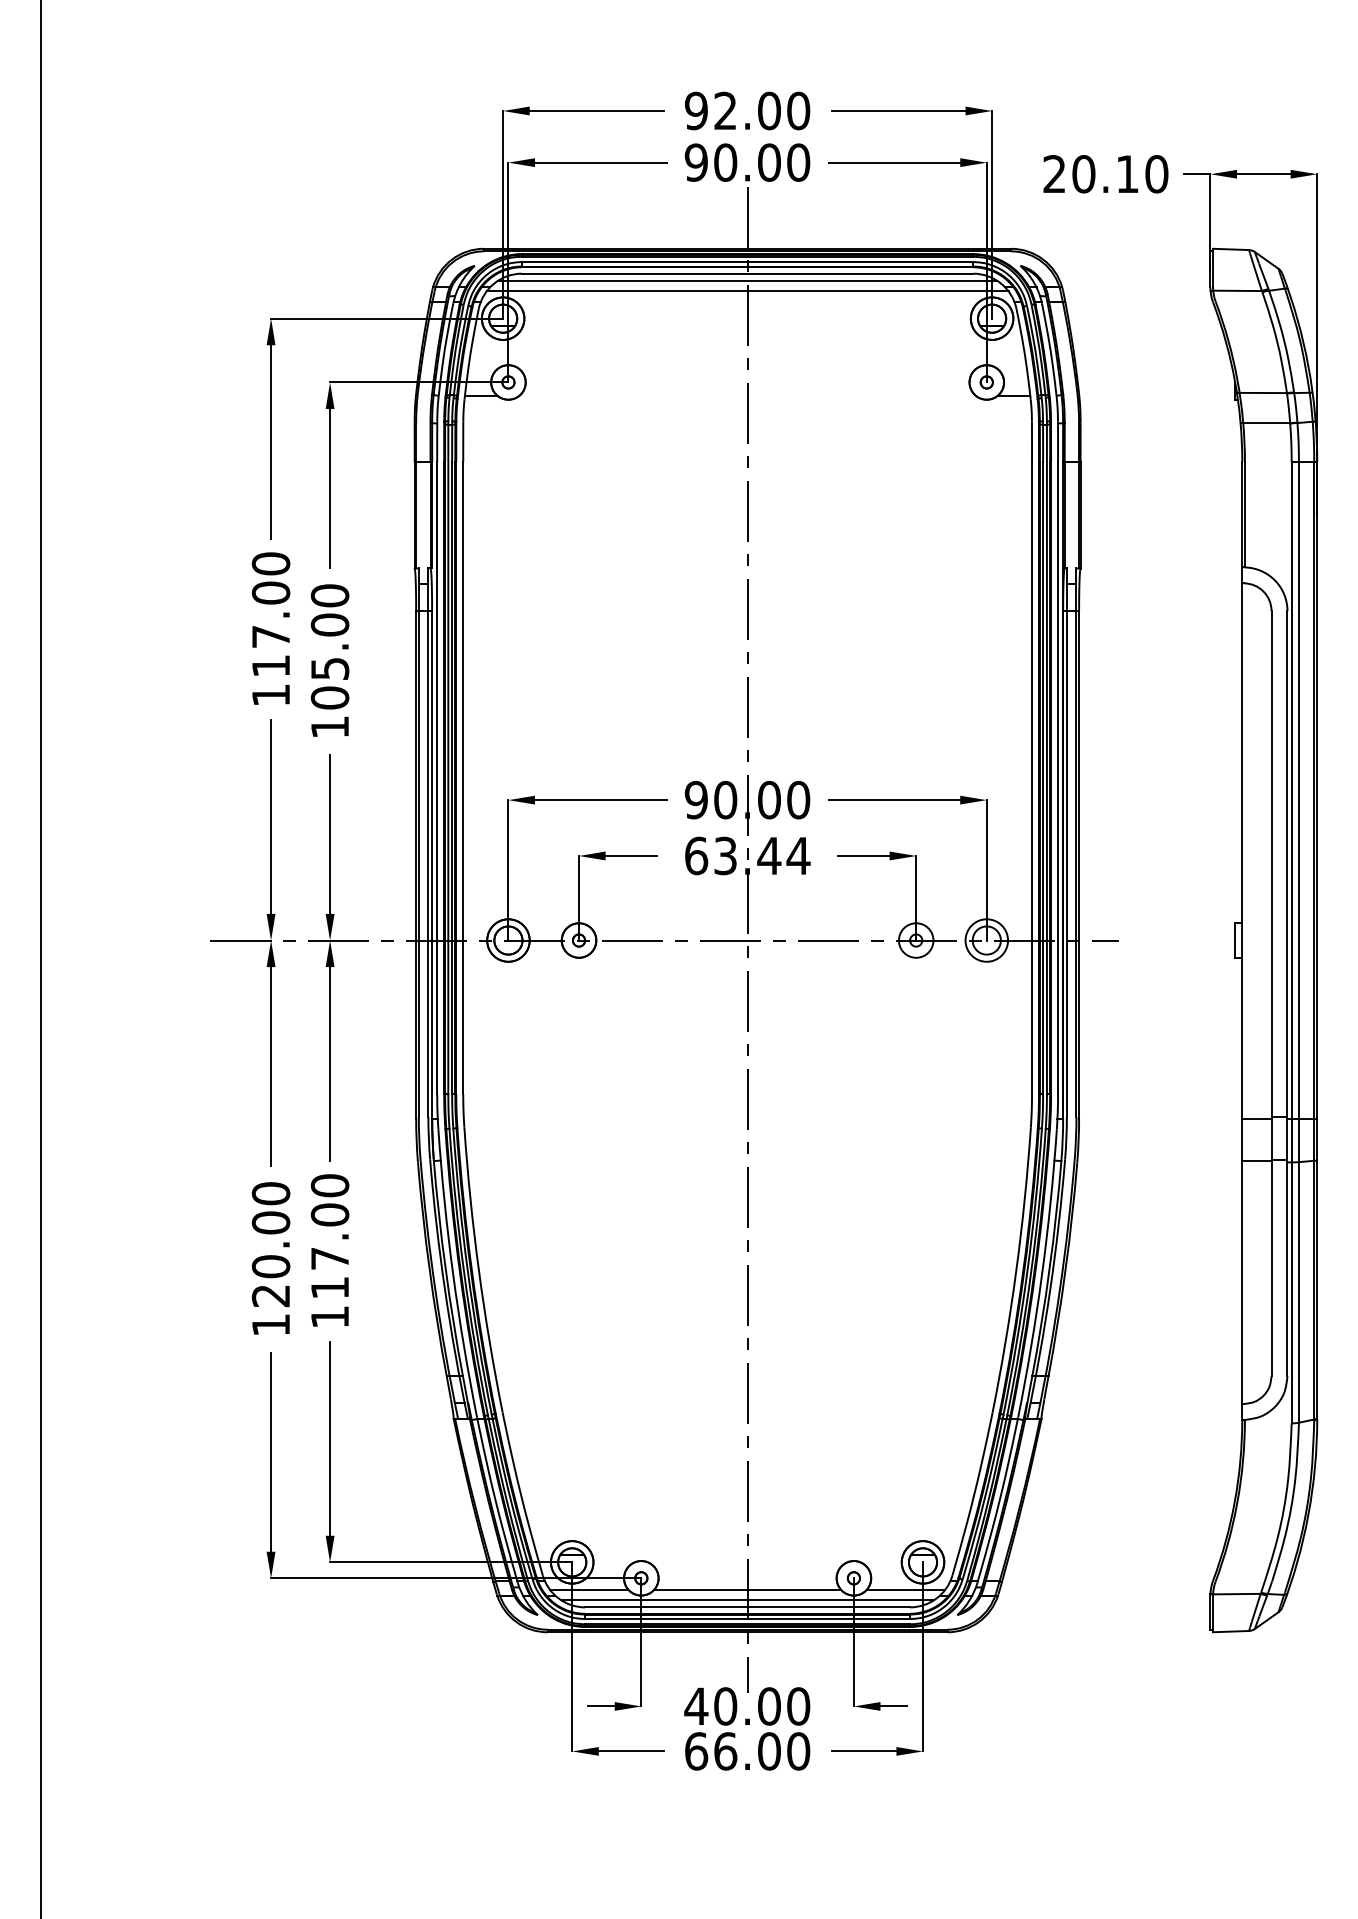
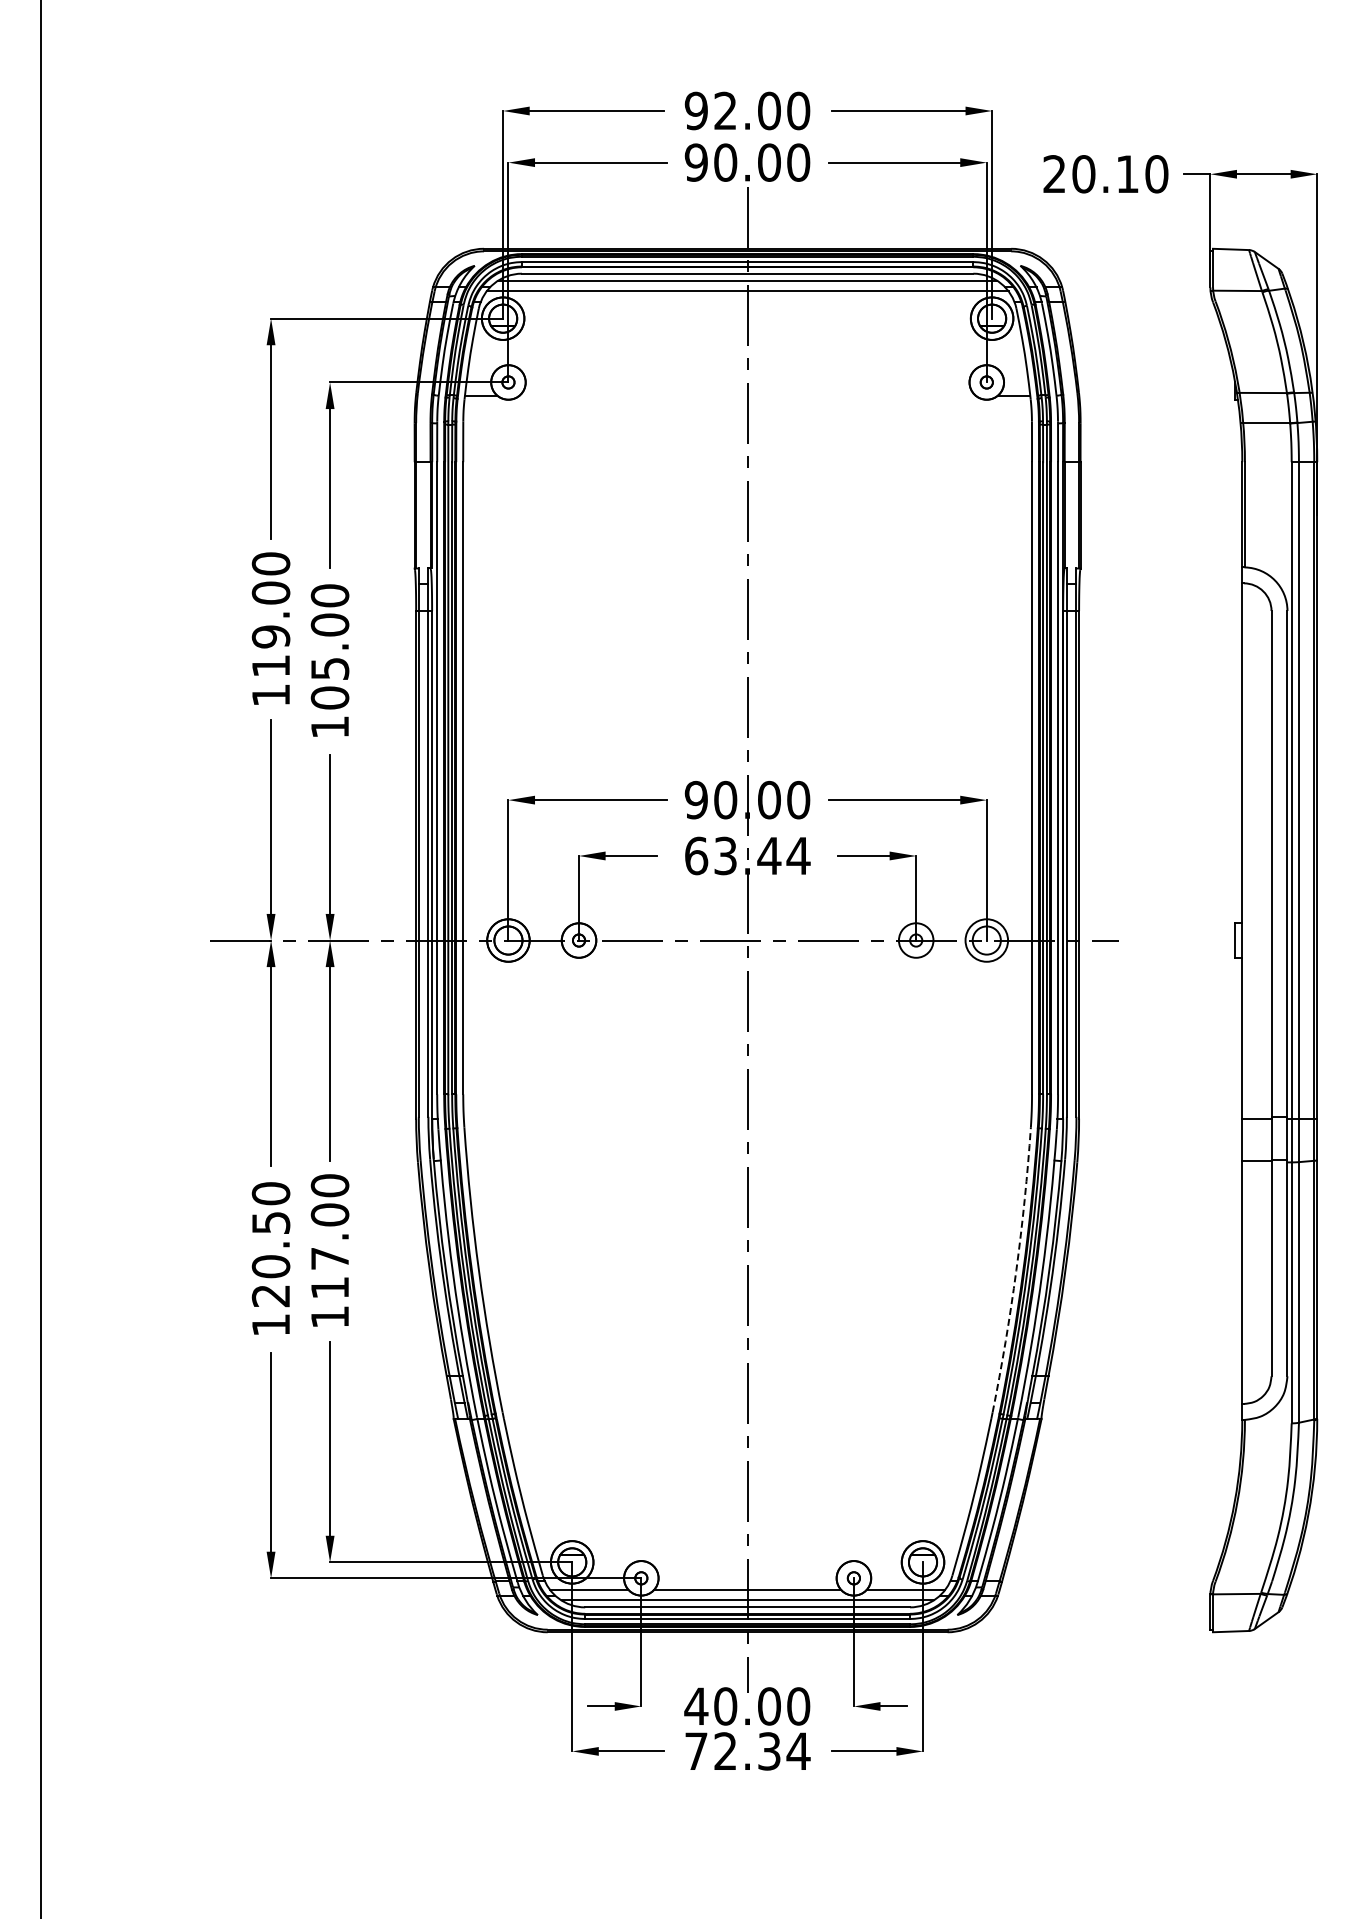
text: 117.00 -> 119.00 (270, 636)
text: 120.00 -> 120.50 (270, 1222)
arc: solid -> dashed (1016, 1270)
text: 66.00 -> 72.34 (747, 1751)
